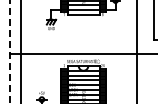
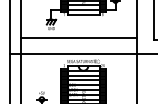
line: none -> present (78, 38)
line: dashed -> solid (10, 52)
